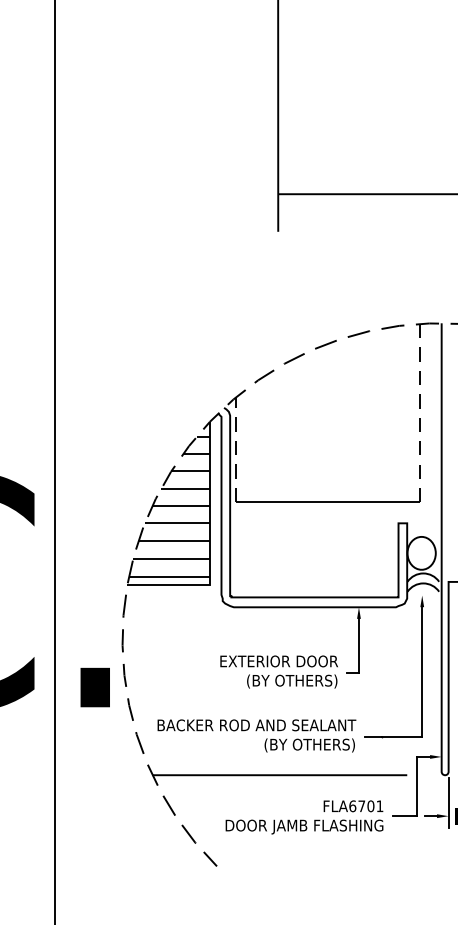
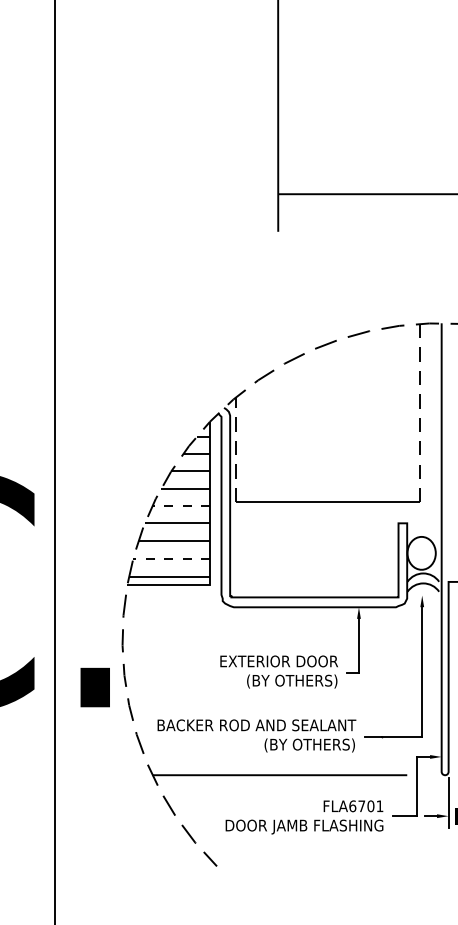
line: solid -> dashed (181, 506)
line: solid -> dashed (171, 559)
